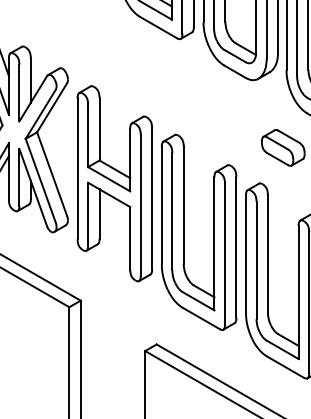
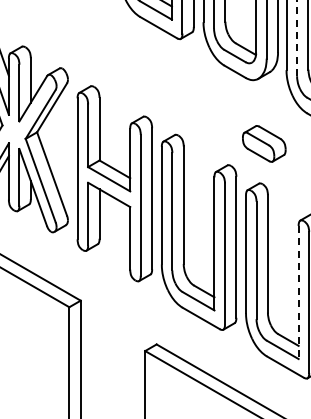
line: solid -> dashed (297, 38)
part position: (283, 147) -> (264, 143) (264, 143)
line: solid -> dashed (298, 292)
